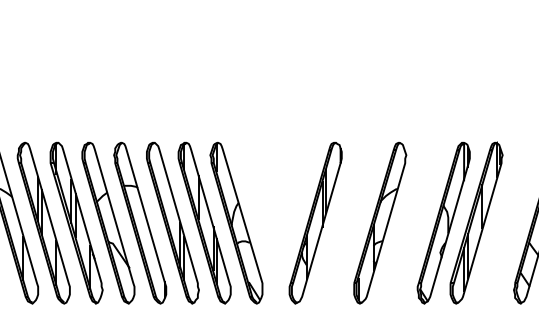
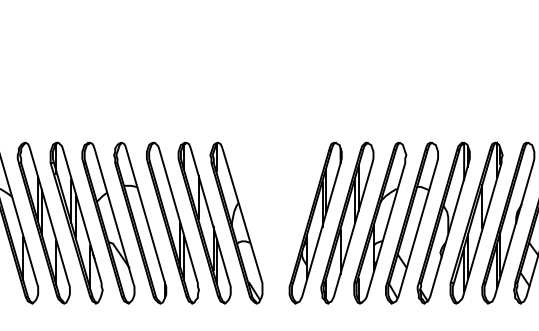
part: none -> present (347, 222)
part: none -> present (411, 222)
part: none -> present (508, 222)
